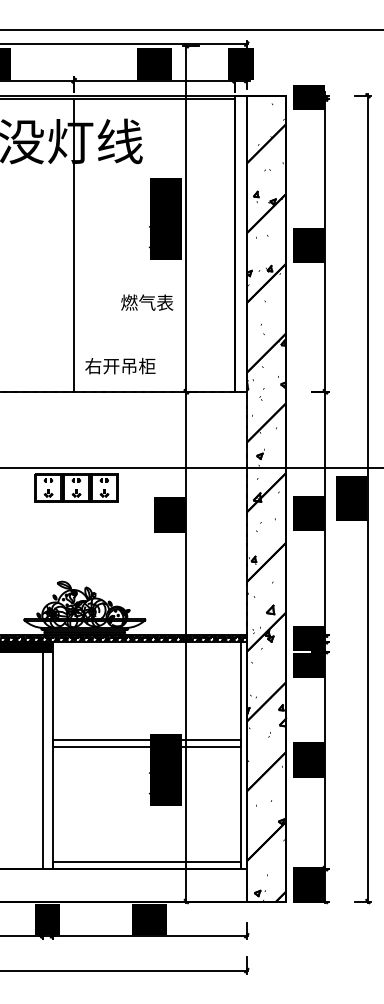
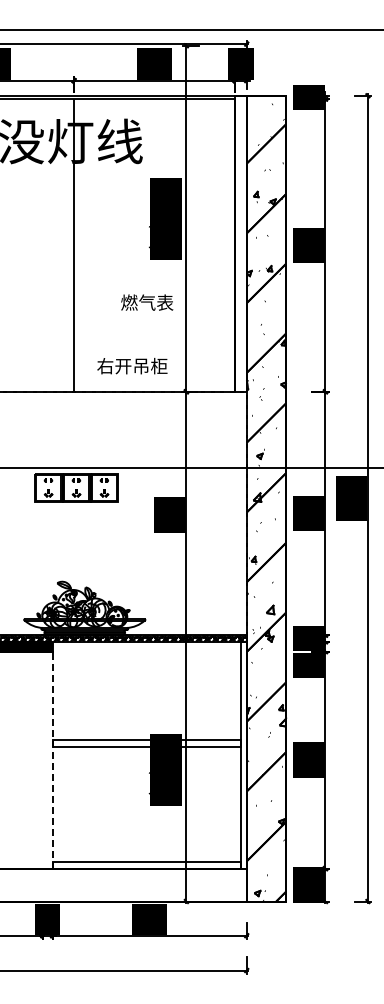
text position: (120, 366) -> (132, 366) (132, 366)
line: present -> none (42, 759)
line: solid -> dashed (52, 760)
